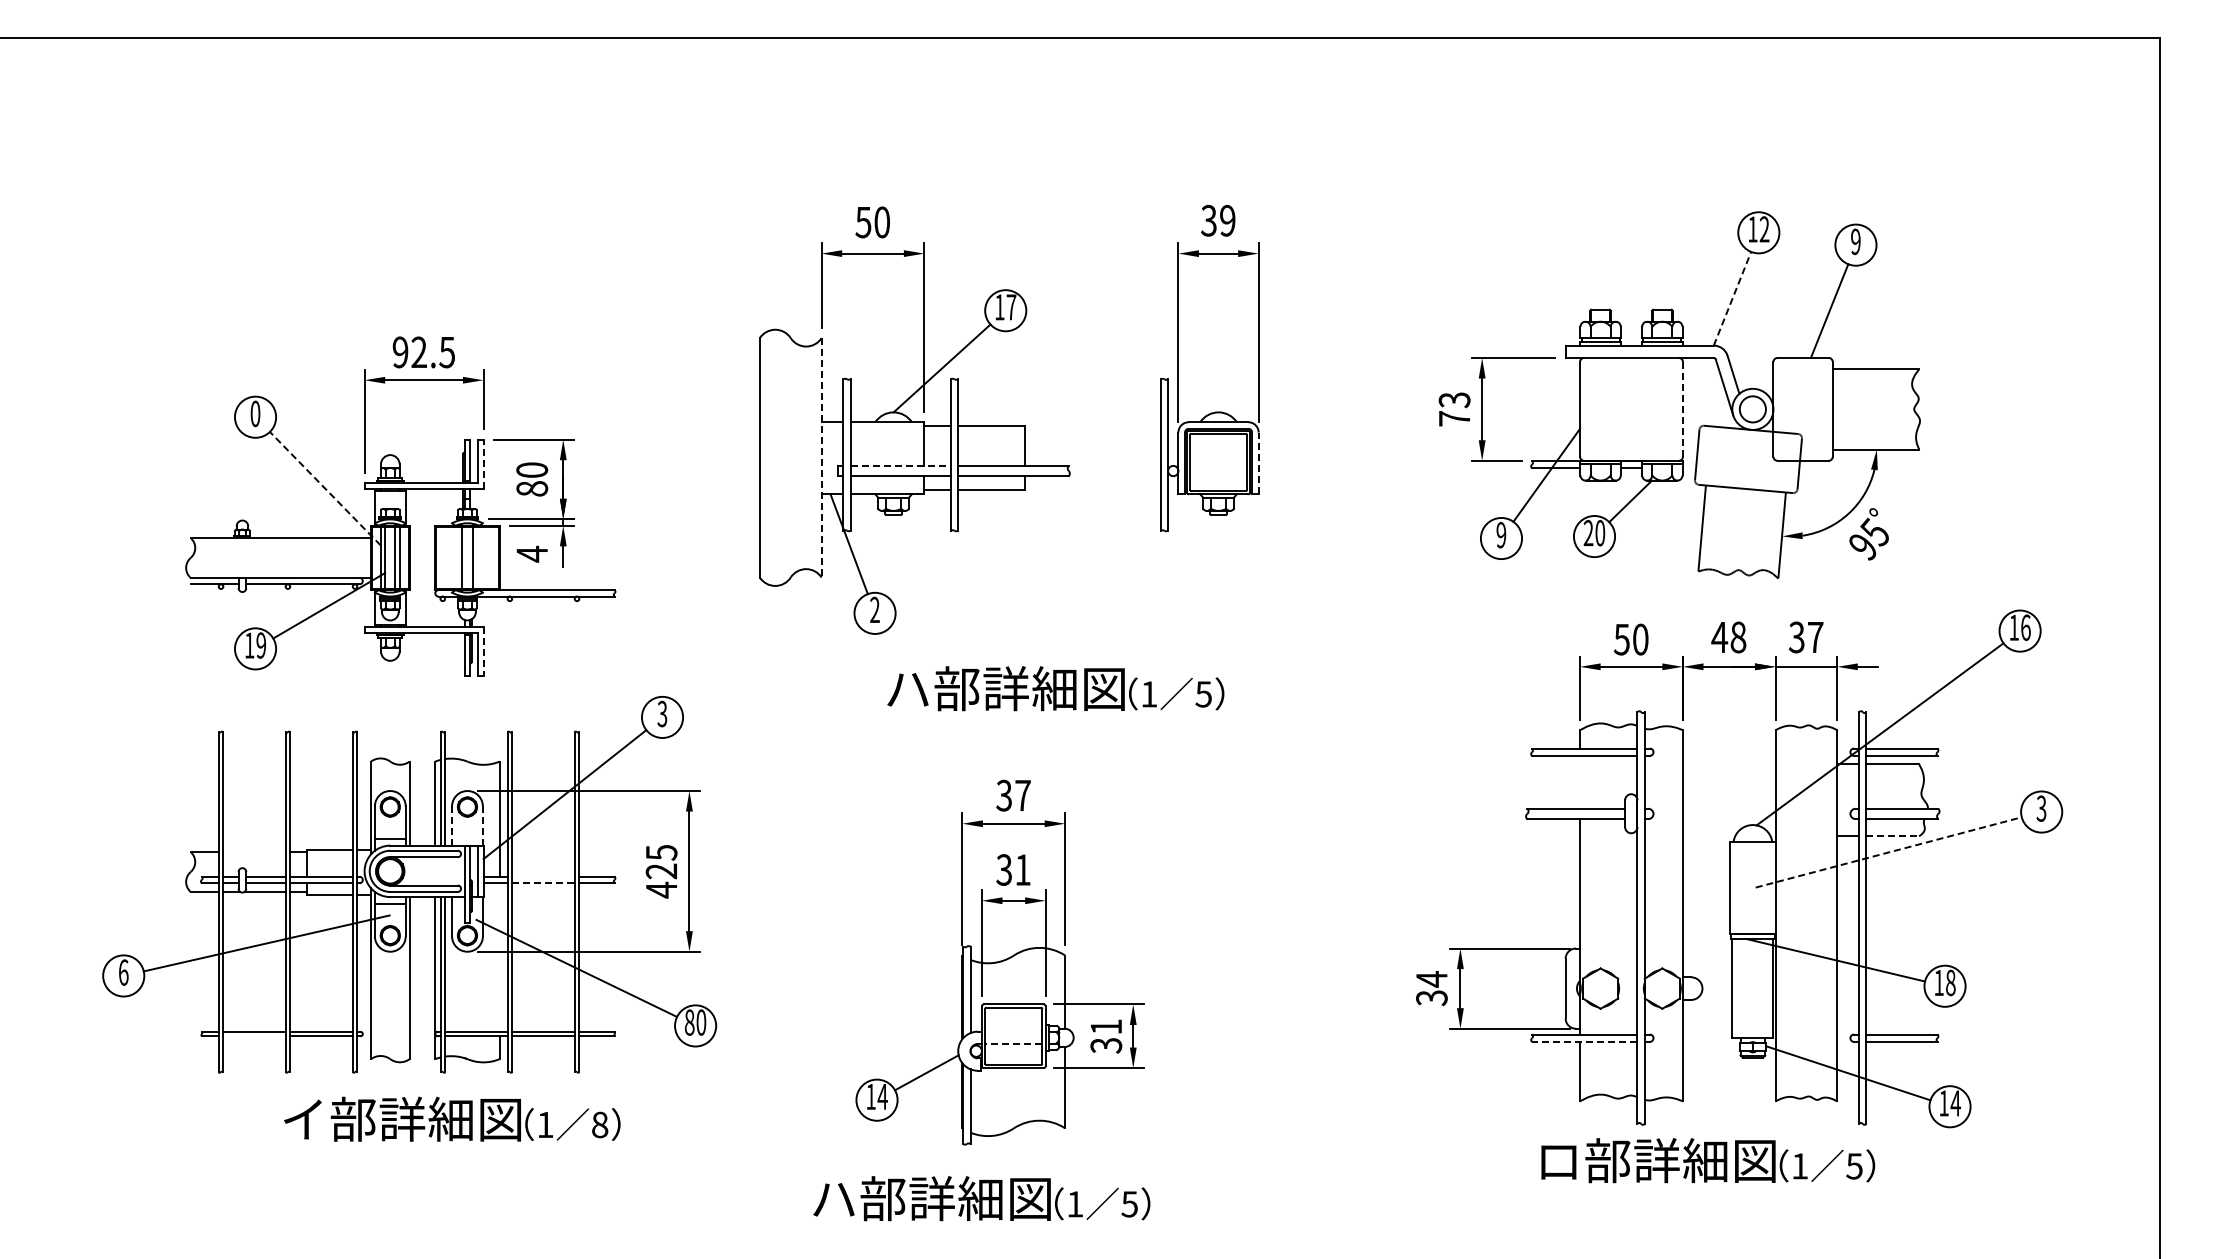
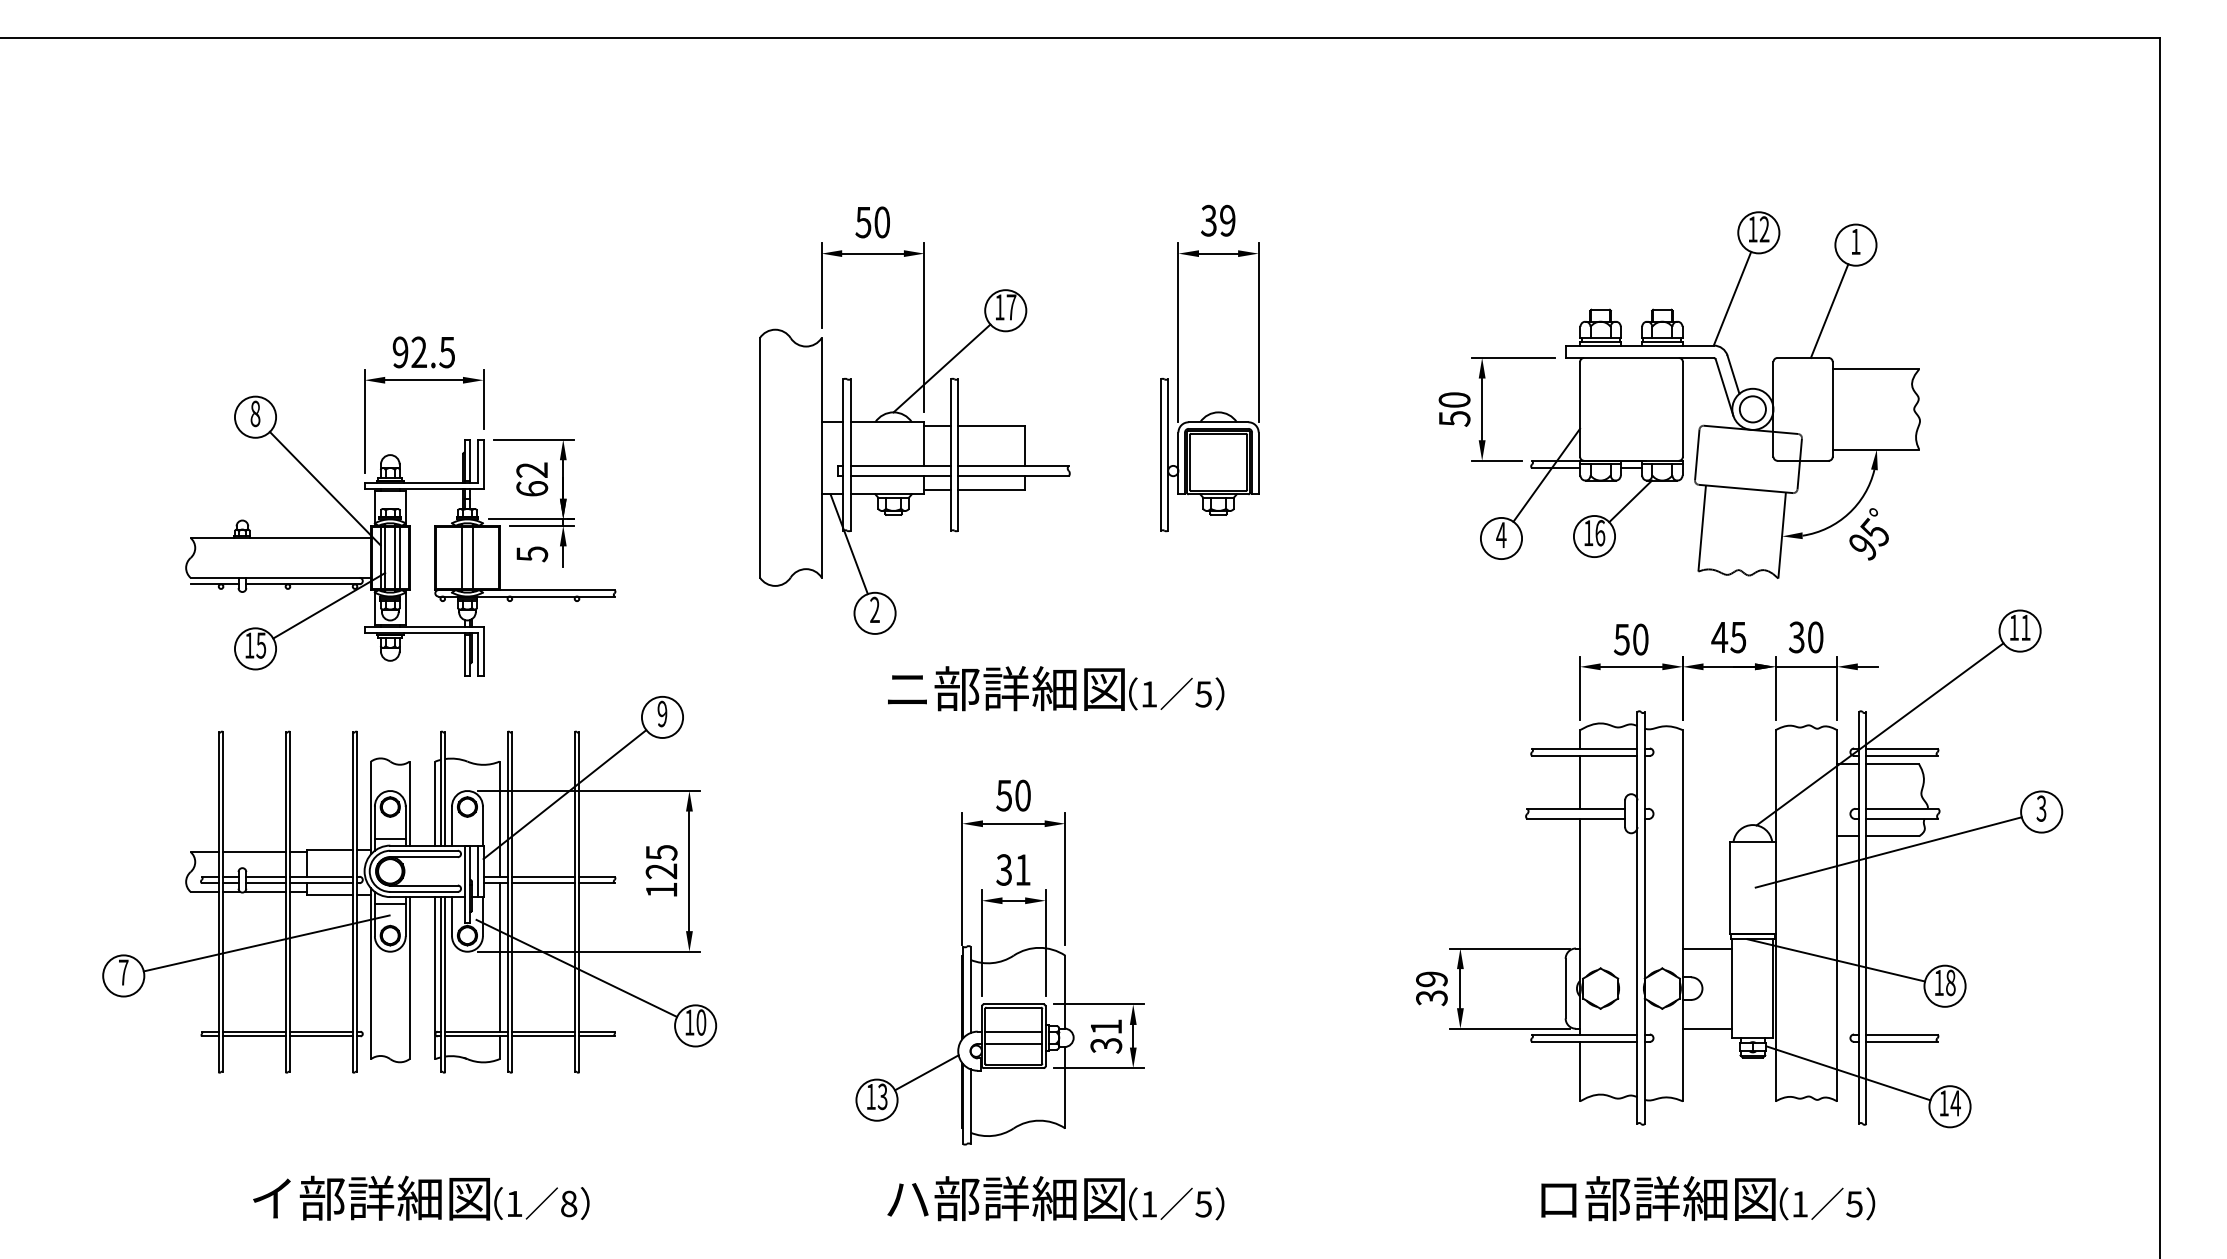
text: 9 -> 1 (1855, 241)
line: dashed -> solid (1732, 298)
line: dashed -> solid (1682, 408)
text: 73 -> 50 (1454, 409)
text: 0 -> 8 (255, 413)
line: dashed -> solid (821, 457)
line: dashed -> solid (483, 463)
line: dashed -> solid (1258, 463)
line: dashed -> solid (900, 465)
text: 80 -> 62 (532, 479)
line: dashed -> solid (324, 488)
text: 20 -> 16 (1594, 533)
text: 9 -> 4 (1501, 535)
text: 4 -> 5 (532, 553)
text: 16 -> 11 (2025, 627)
text: 48 -> 45 (1738, 637)
text: 37 -> 30 (1815, 637)
text: 19 -> 15 (261, 645)
line: dashed -> solid (483, 652)
text: ハ部詳細図 -> ニ部詳細図 (907, 689)
text: 3 -> 9 (662, 714)
line: none -> present (1580, 781)
text: 37 -> 50 (1013, 795)
line: dashed -> solid (452, 826)
line: dashed -> solid (482, 826)
line: dashed -> solid (1893, 836)
line: none -> present (254, 852)
line: dashed -> solid (1888, 852)
line: none -> present (543, 876)
line: dashed -> solid (543, 883)
text: 425 -> 125 (661, 889)
line: none -> present (1707, 948)
line: none -> present (499, 957)
text: 6 -> 7 (123, 972)
text: 34 -> 39 (1431, 979)
text: 80 -> 10 (689, 1022)
line: none -> present (1707, 1028)
line: none -> present (1013, 1031)
line: none -> present (254, 1036)
line: dashed -> solid (1584, 1041)
line: dashed -> solid (1013, 1044)
text: 14 -> 13 (882, 1096)
text position: (452, 1118) -> (421, 1197) (421, 1197)
text position: (1708, 1160) -> (1708, 1198) (1708, 1198)
text position: (981, 1198) -> (1055, 1198) (1055, 1198)
